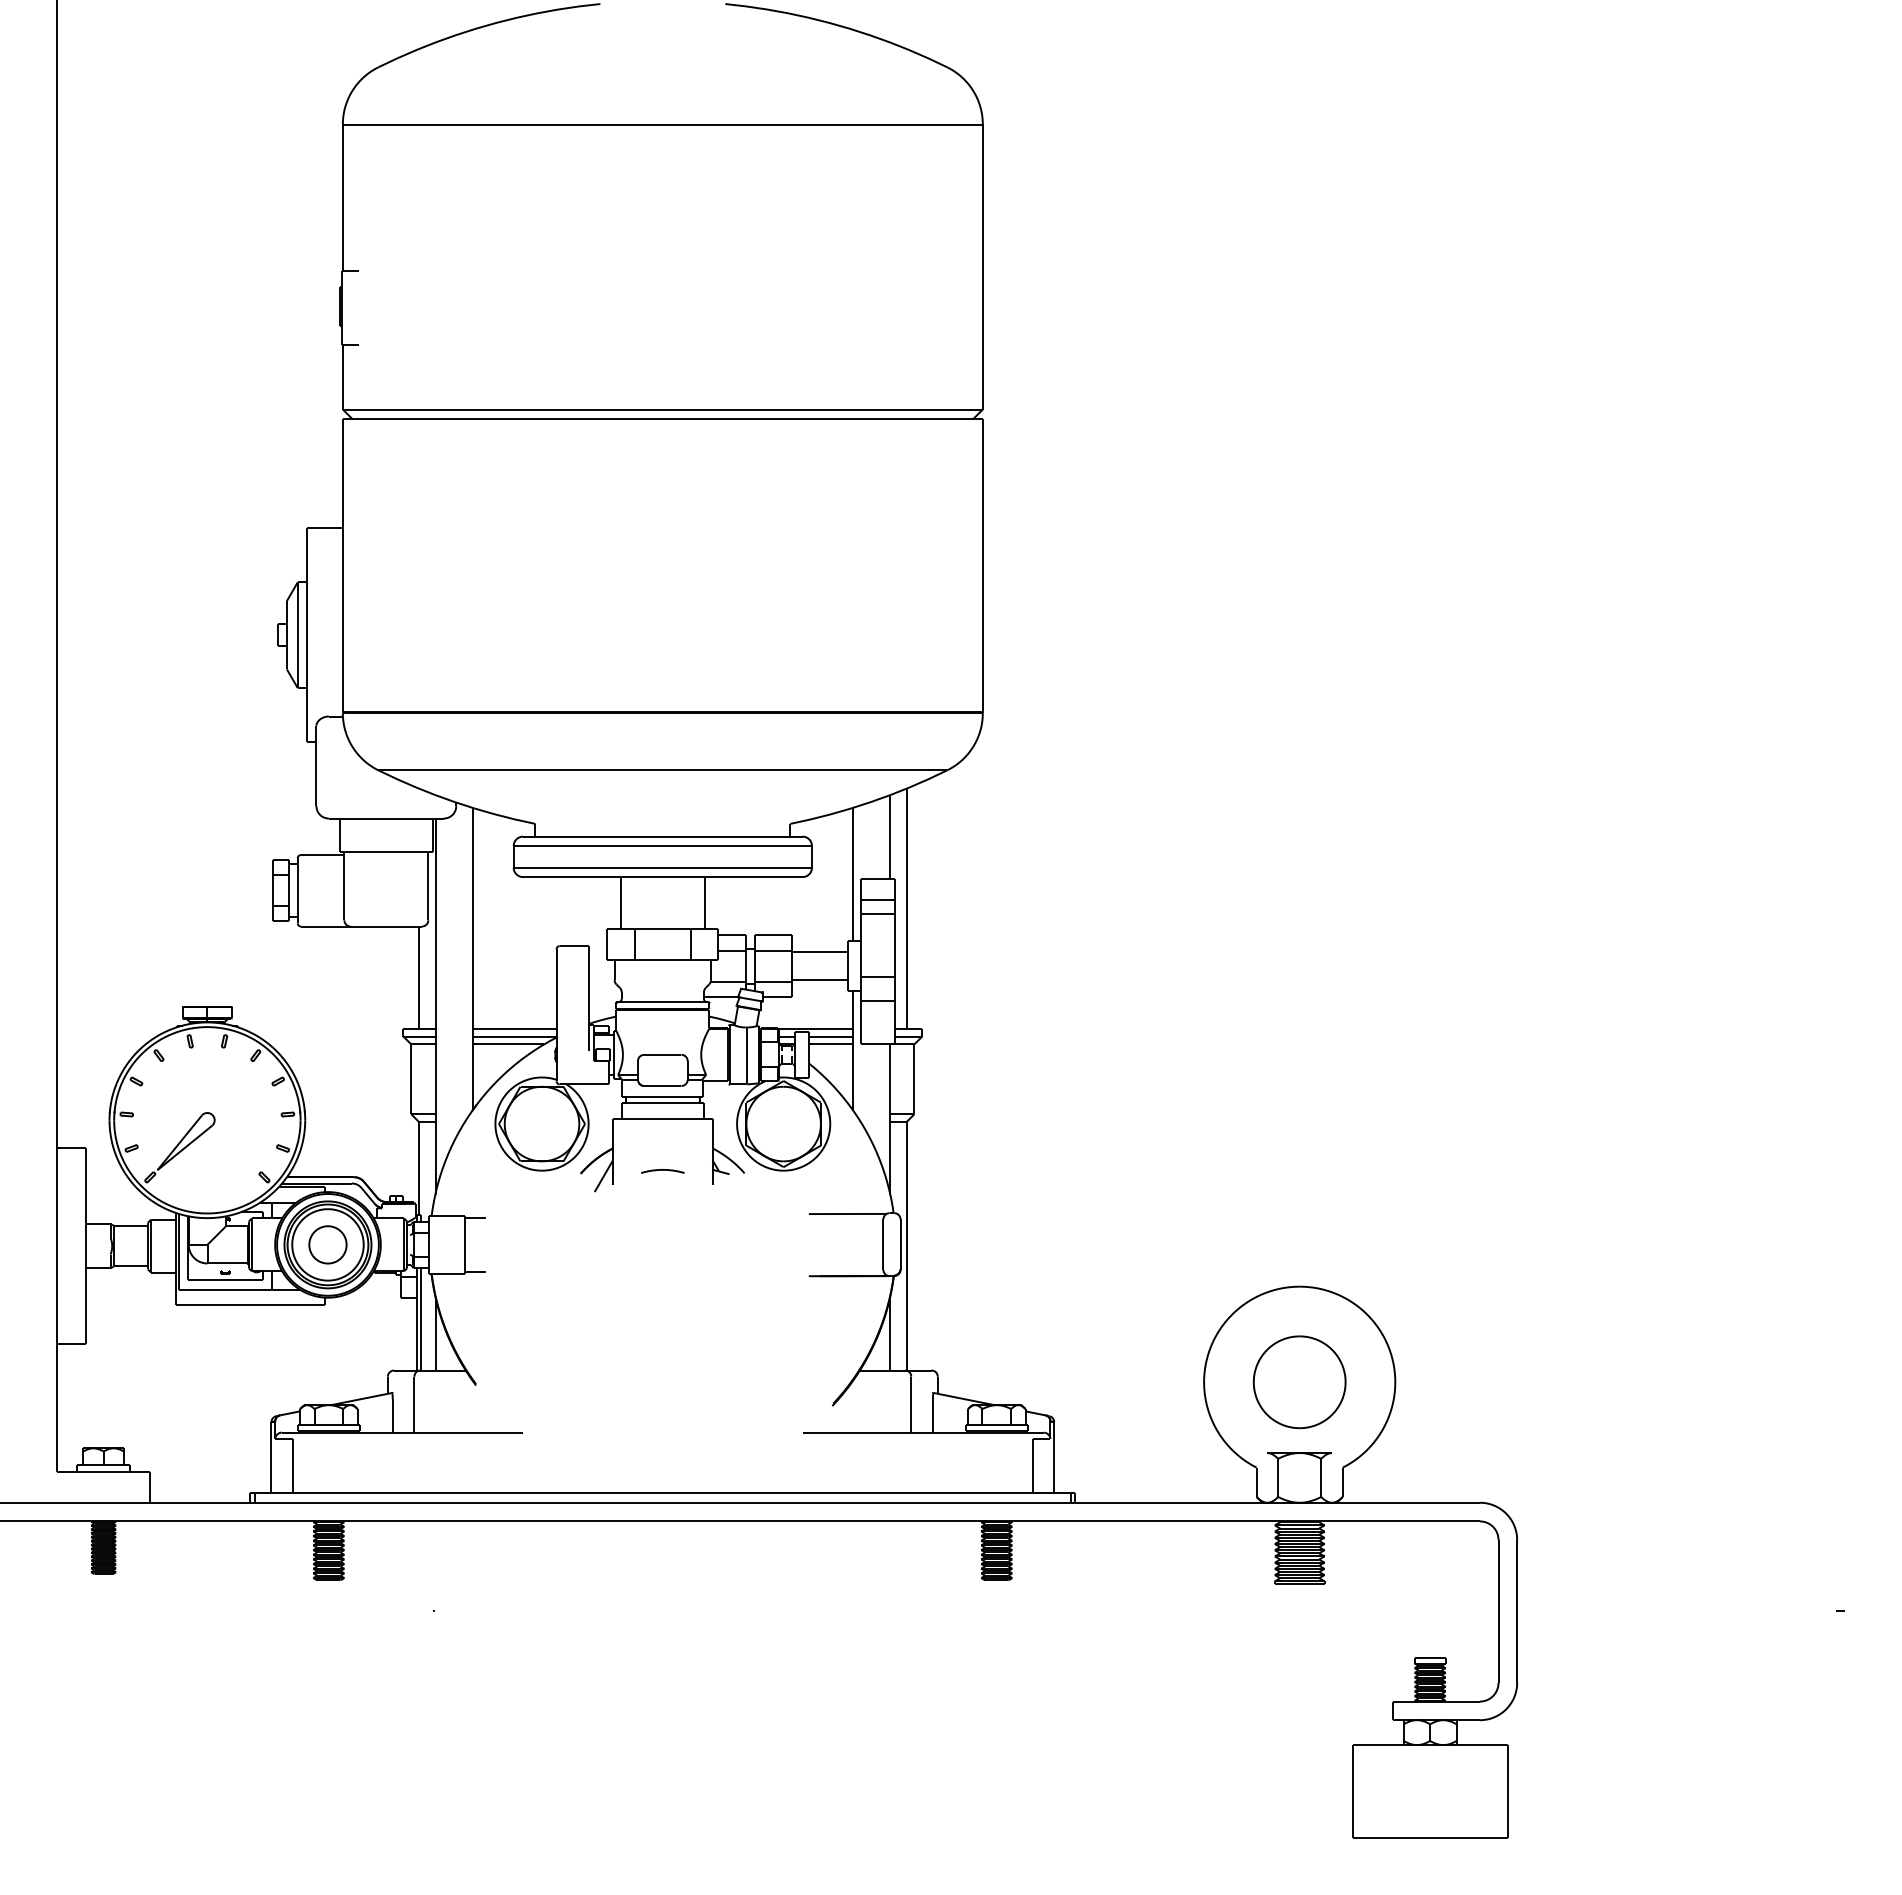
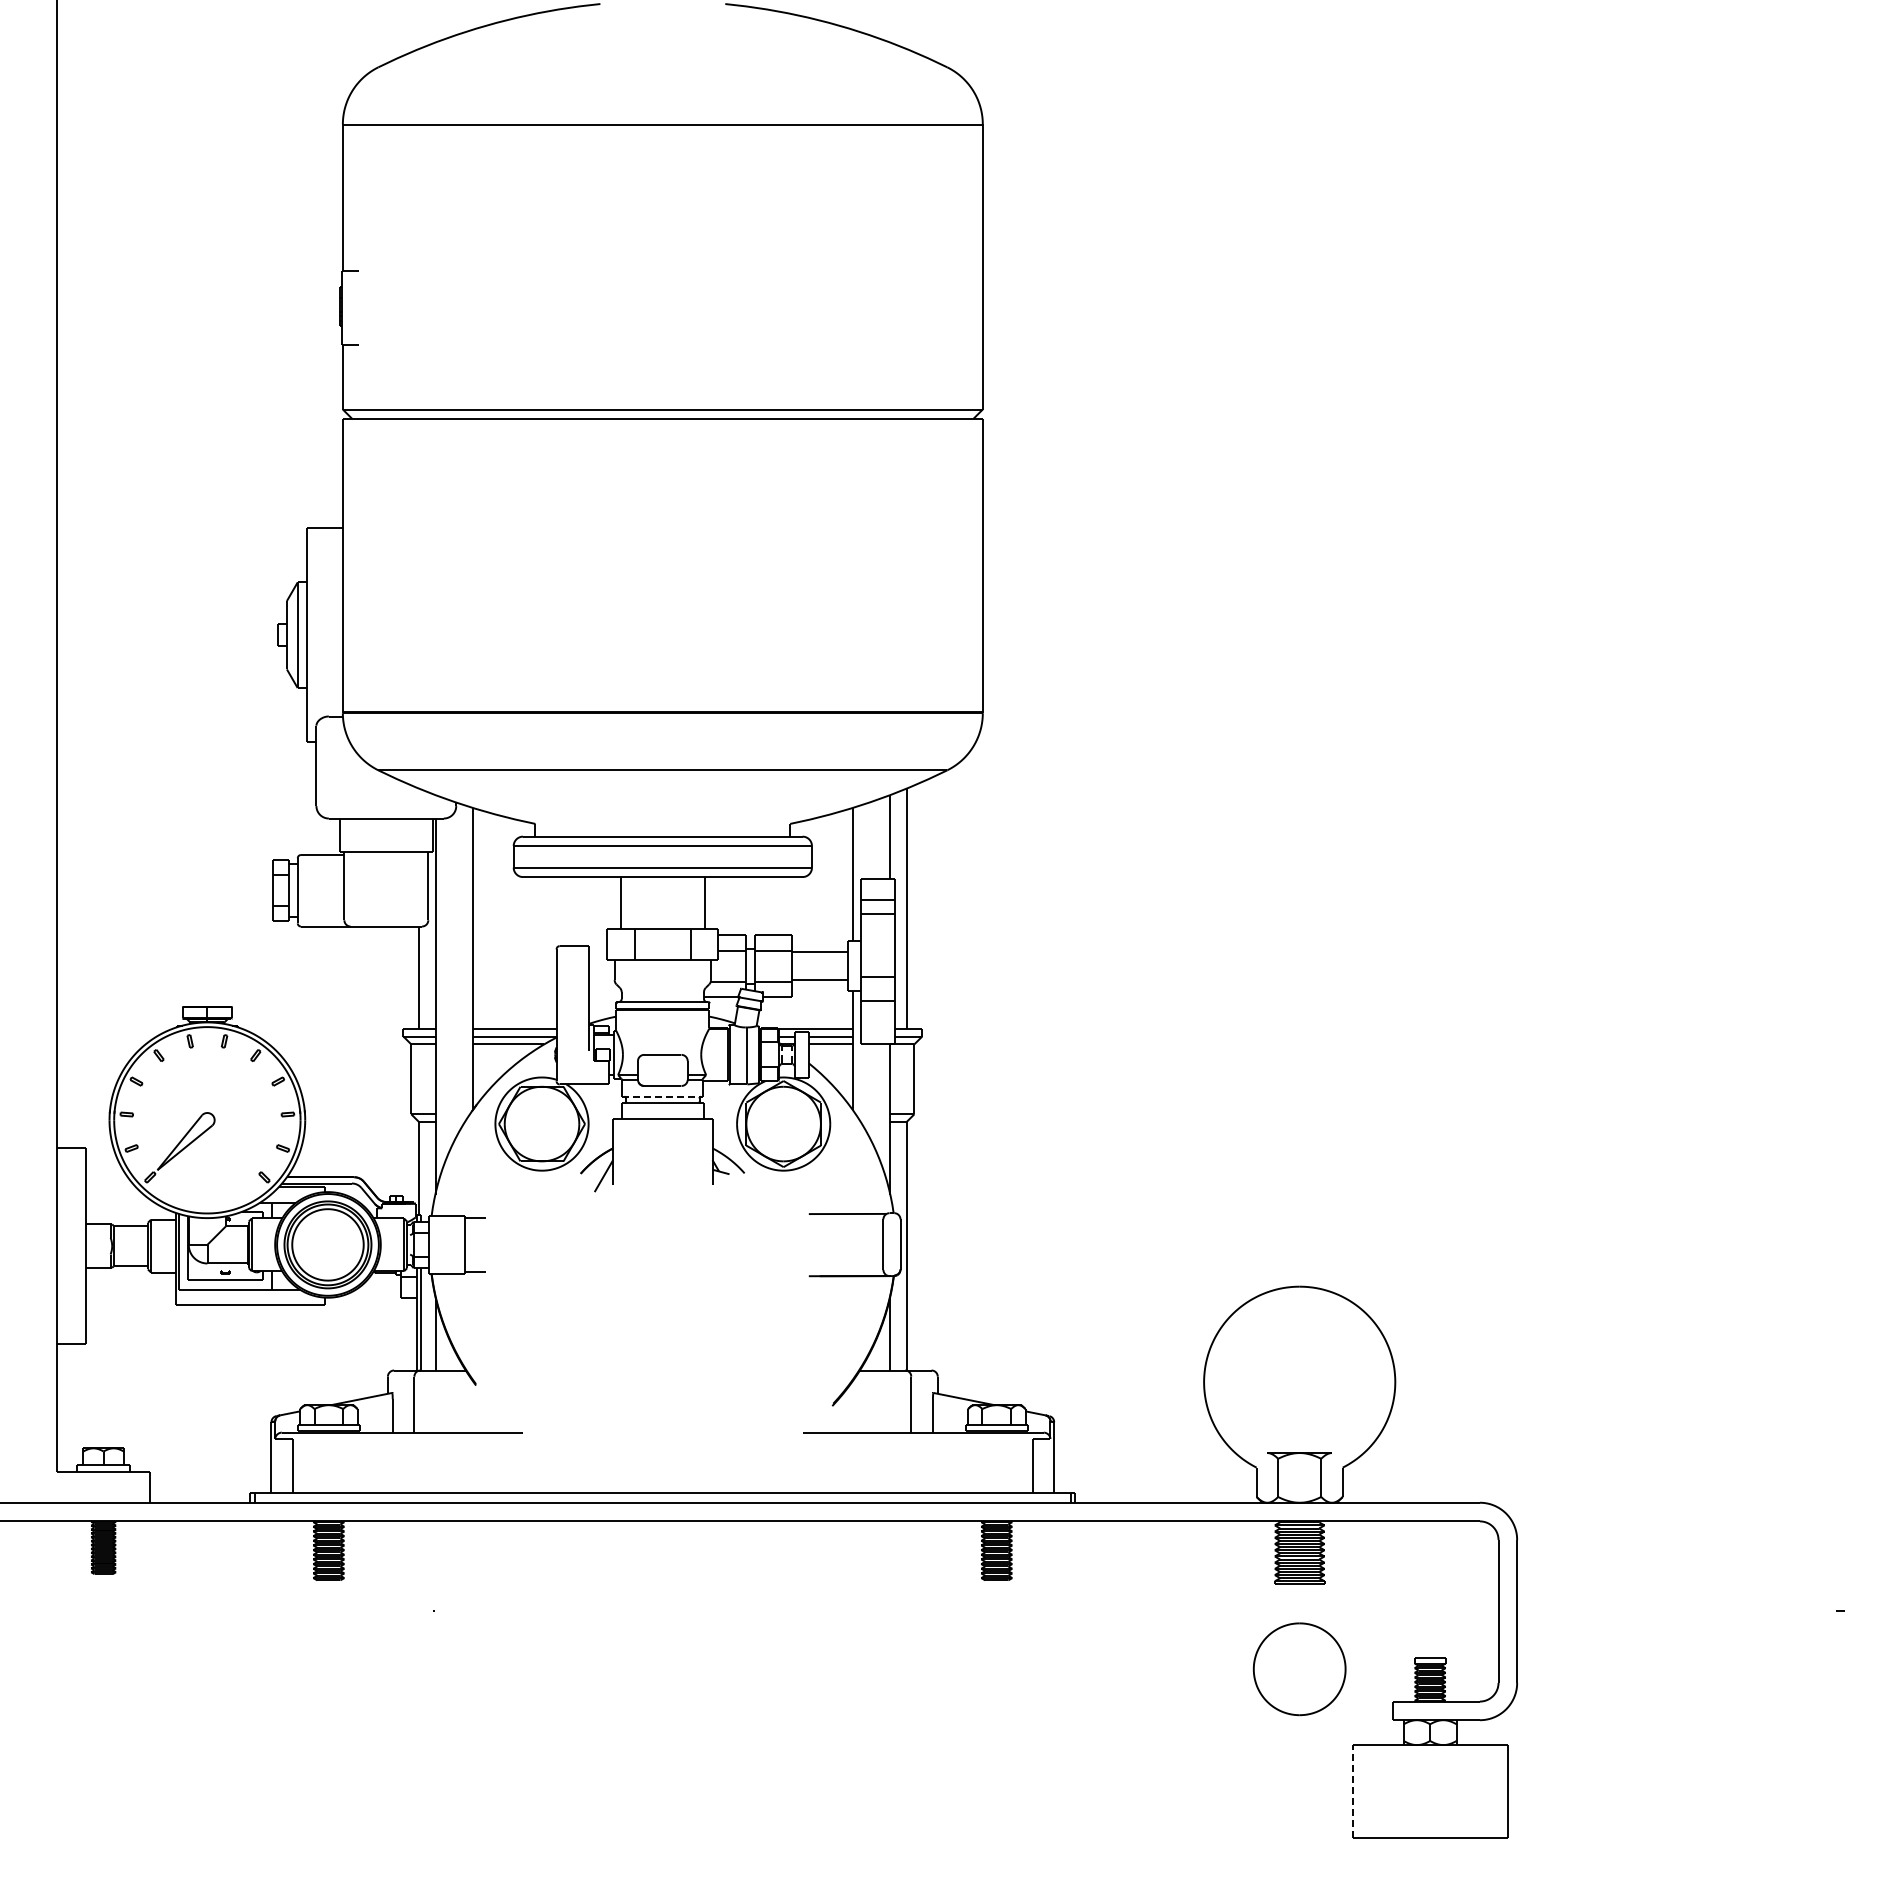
line: solid -> dashed (663, 1096)
curve: present -> none (662, 1170)
part: present -> none (327, 1244)
part position: (1299, 1382) -> (1299, 1669) (1299, 1669)
line: solid -> dashed (1352, 1791)
